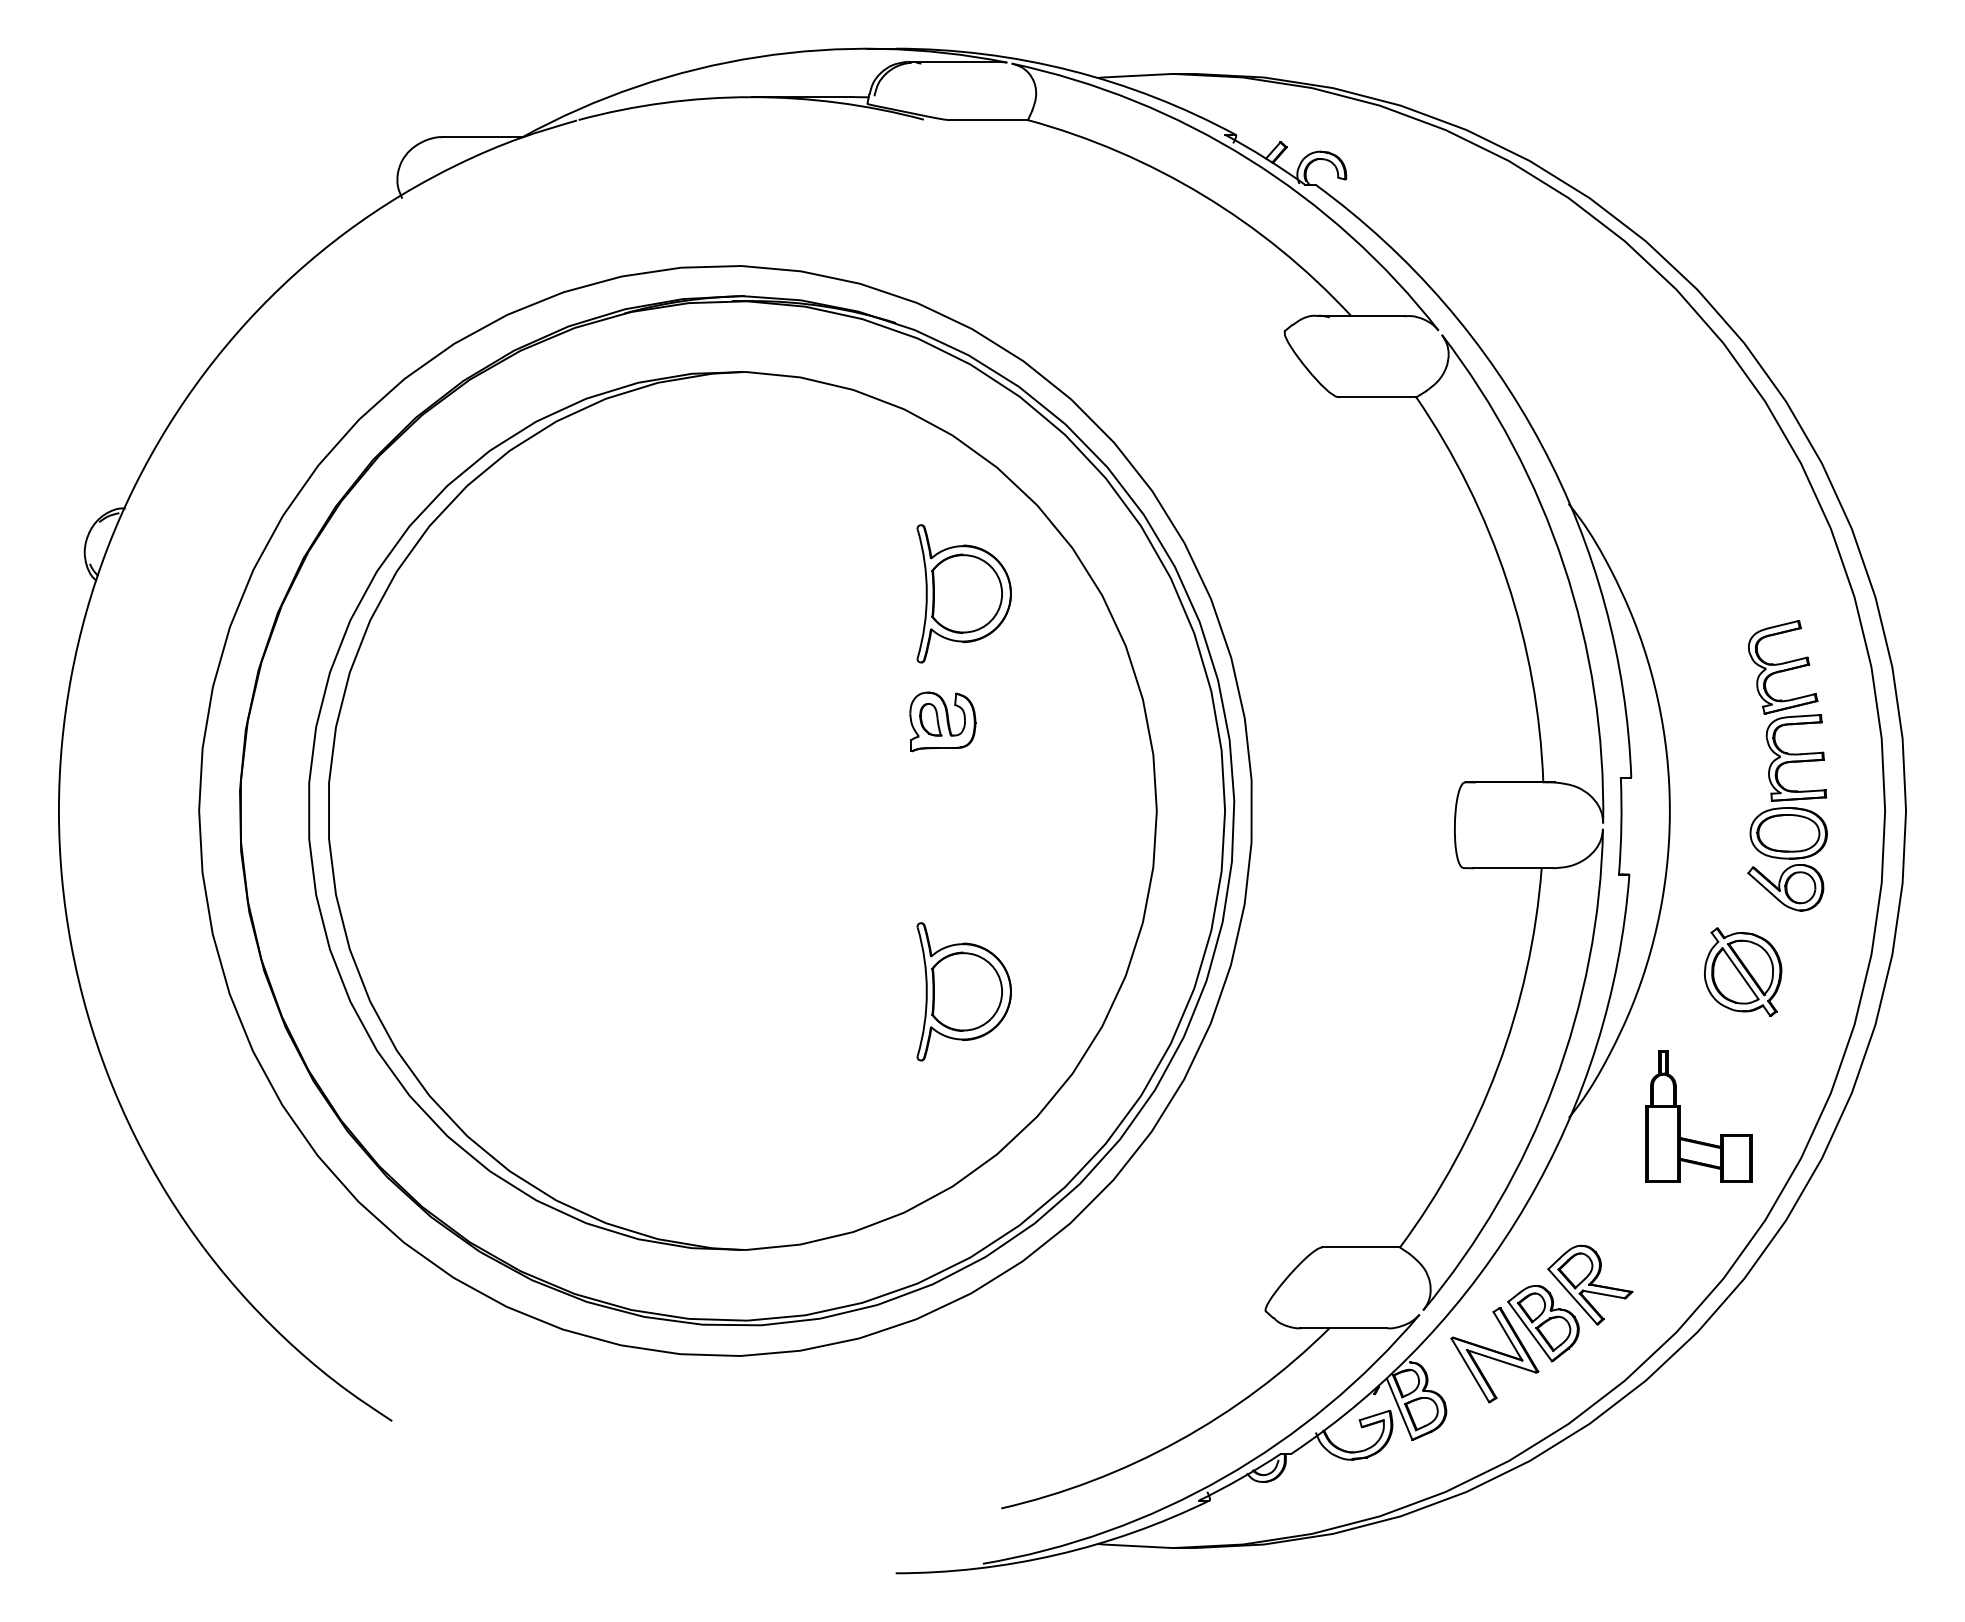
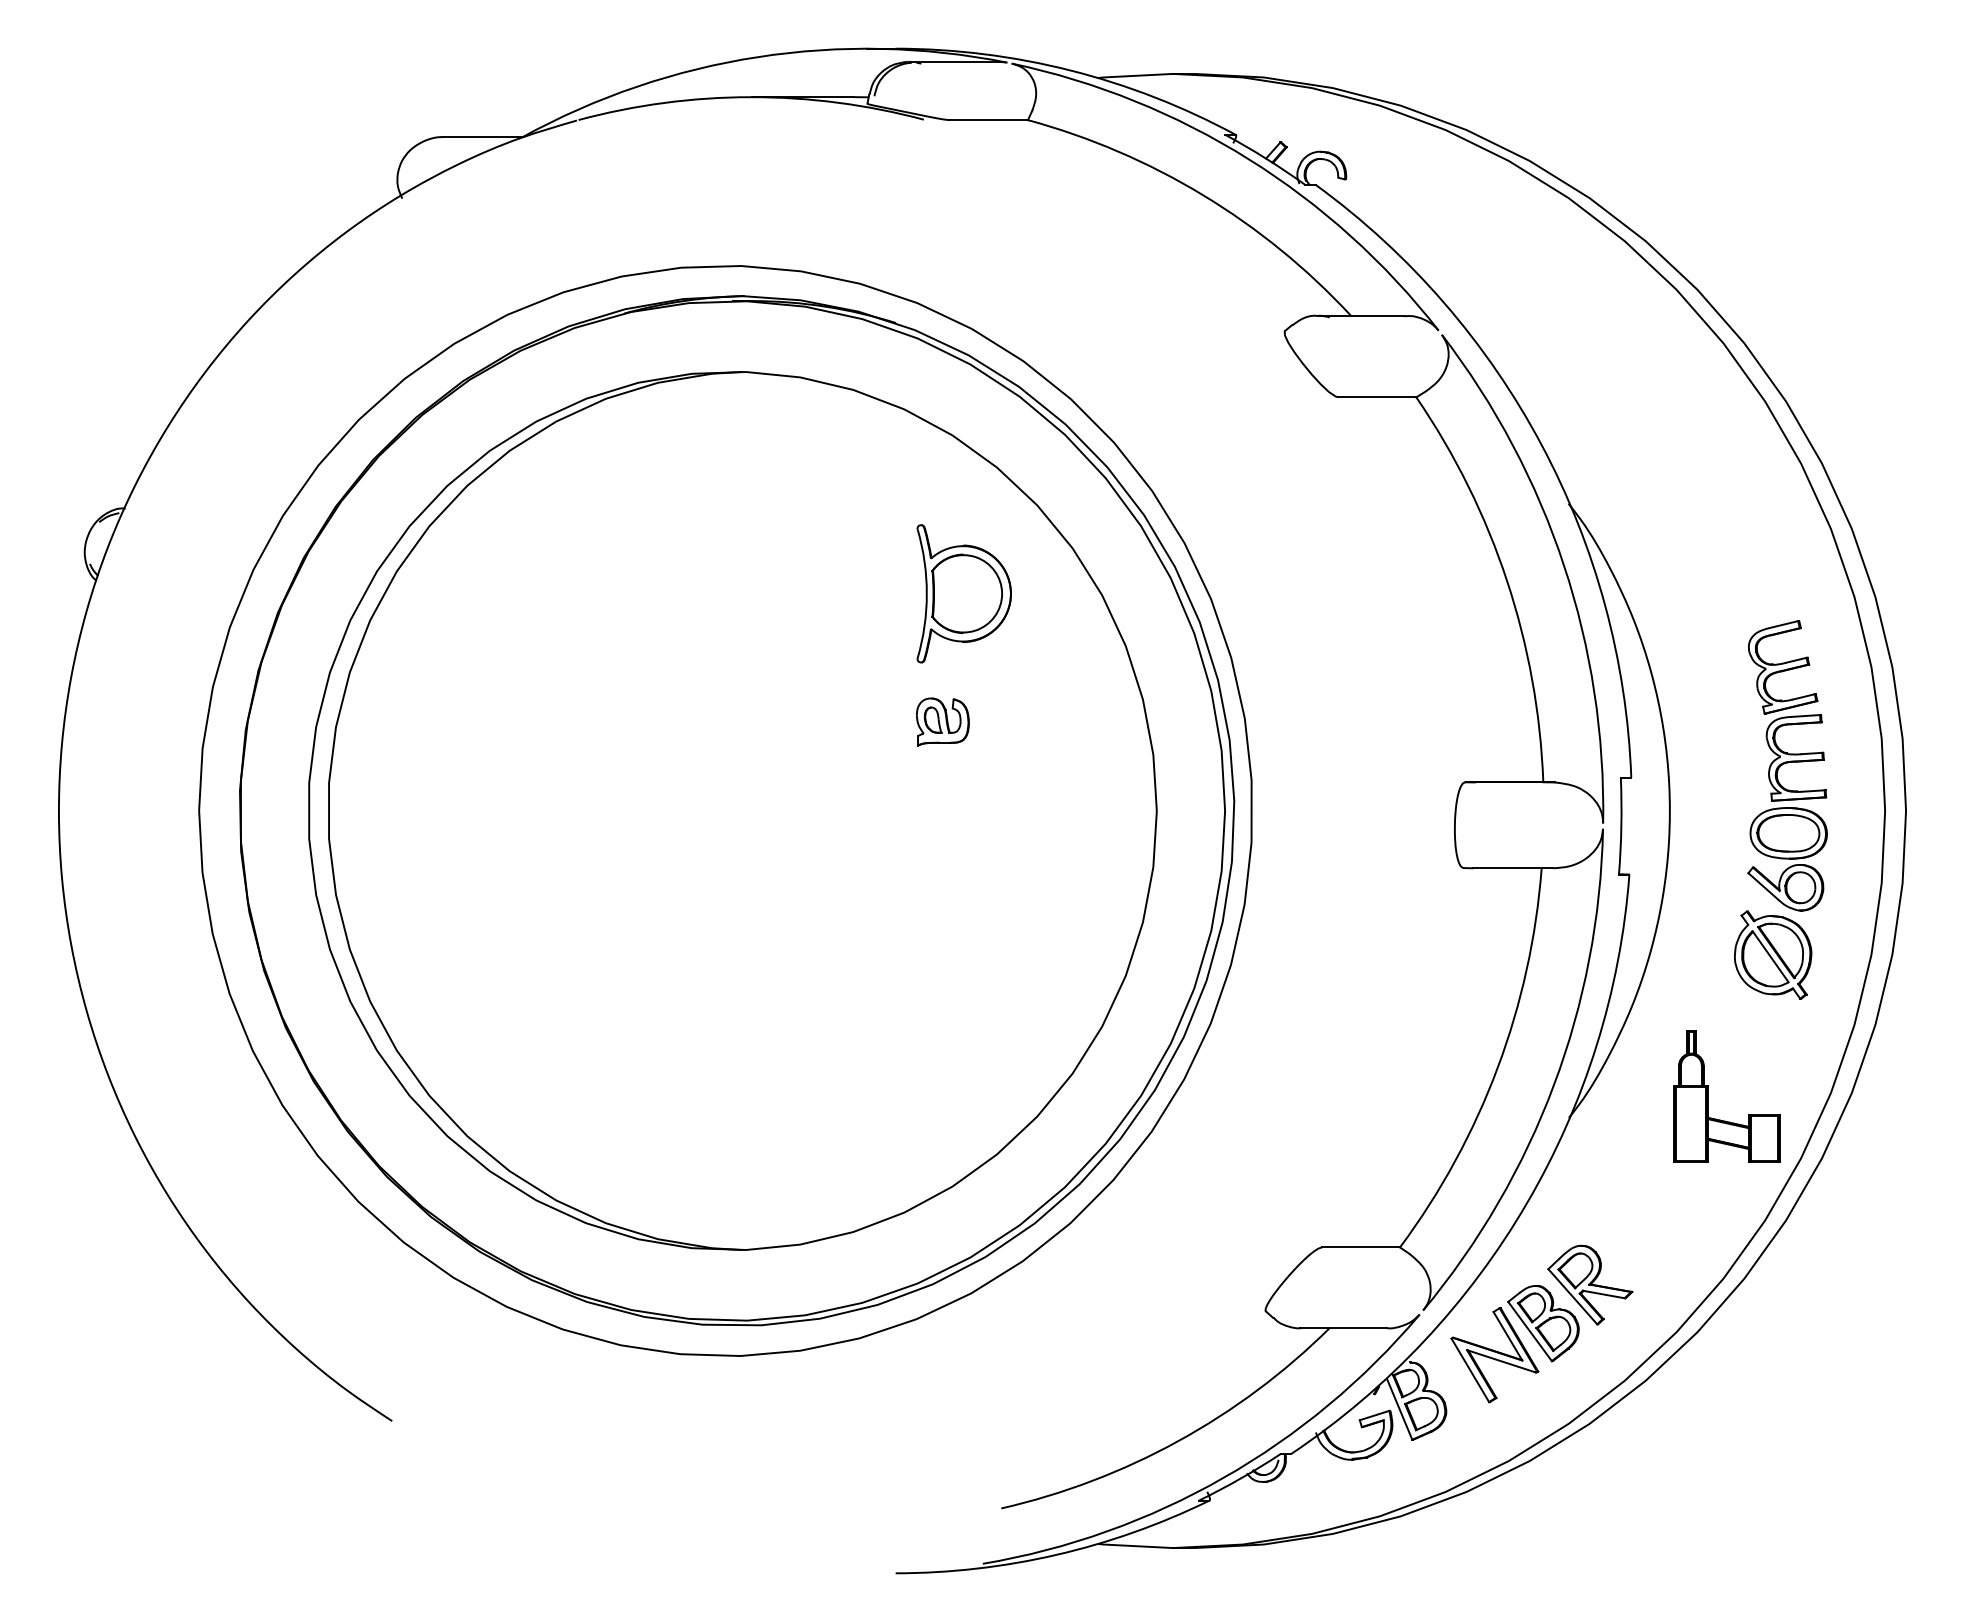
part size: 68x62 px -> 54x50 px (942, 721)
part position: (1743, 971) -> (1773, 954) (1773, 954)
part: present -> none (963, 991)
part position: (1680, 1116) -> (1708, 1096) (1708, 1096)
